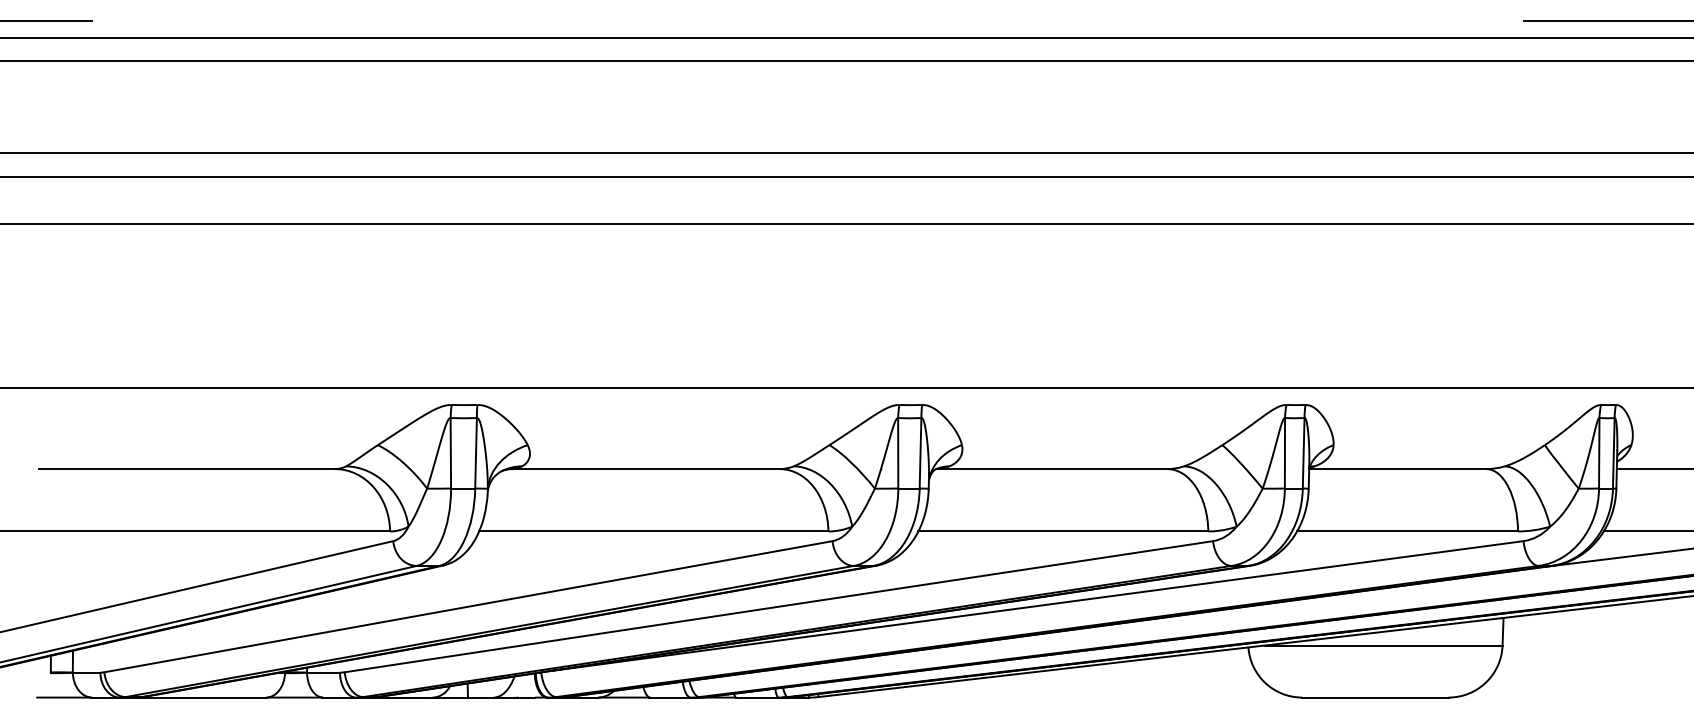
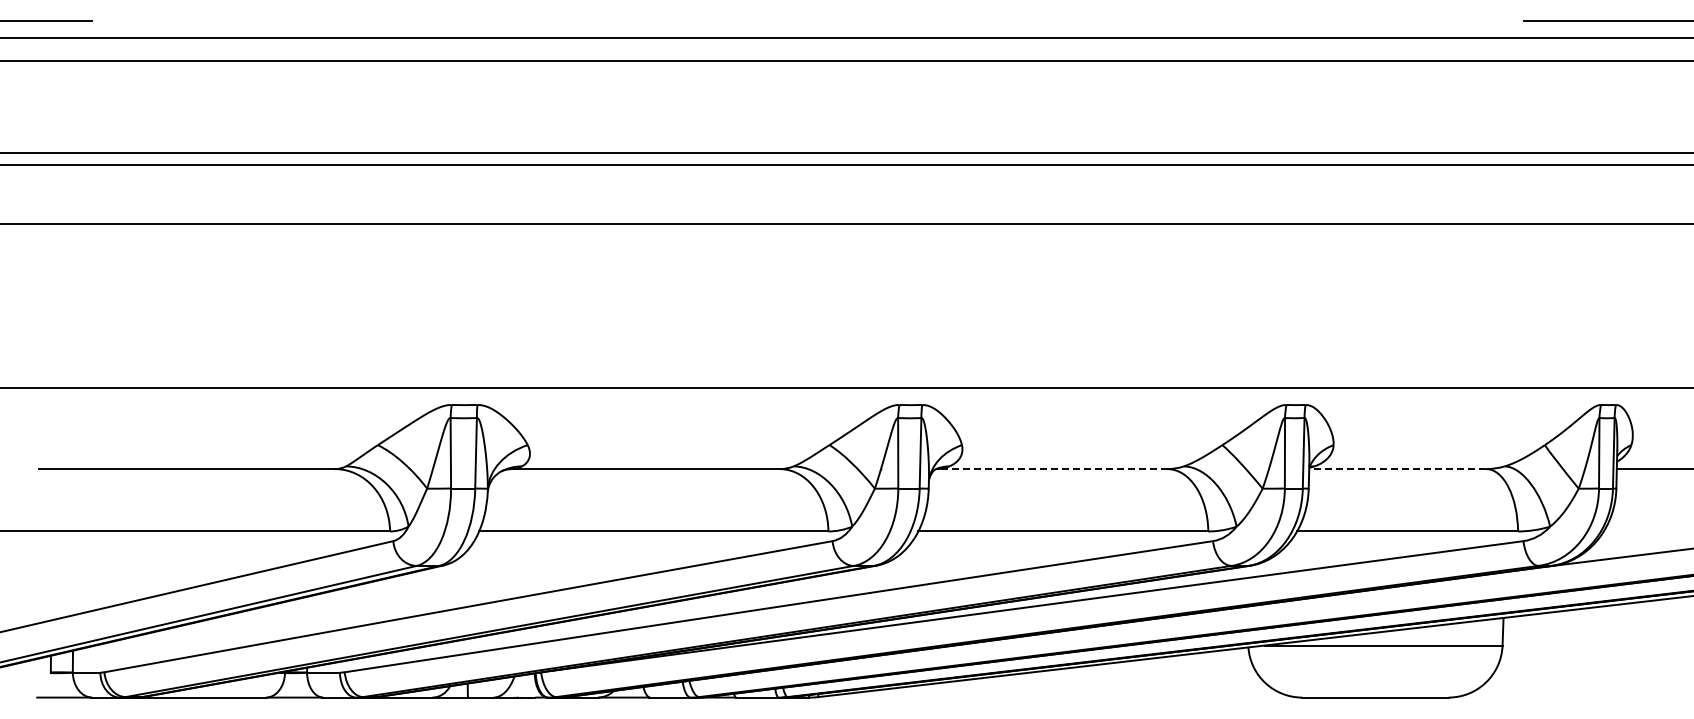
line position: (846, 177) -> (846, 165) (846, 165)
line: solid -> dashed (1051, 469)
line: solid -> dashed (1397, 469)
line: present -> none (1646, 531)
